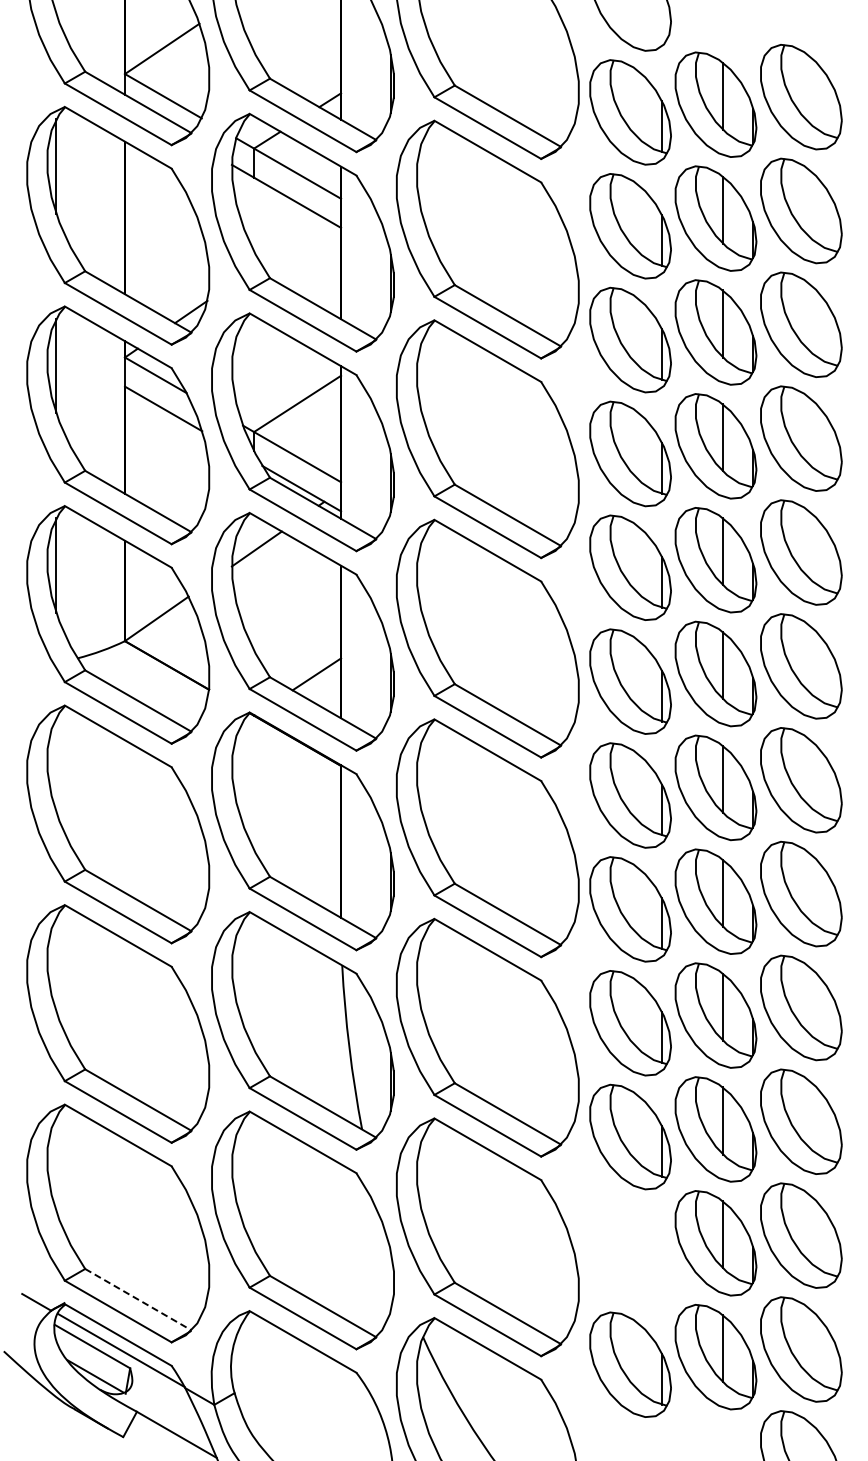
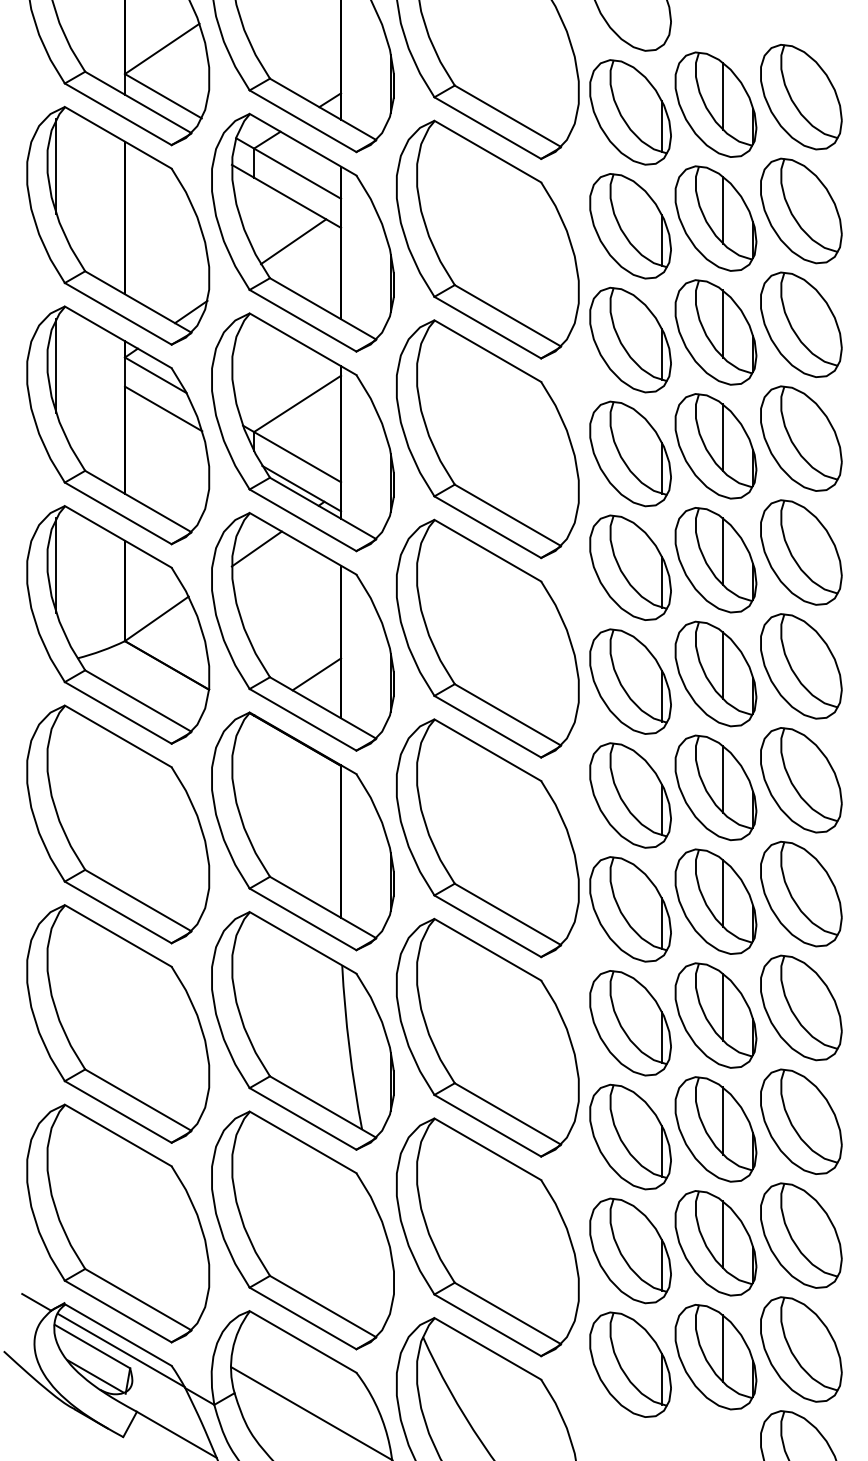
line: none -> present (293, 241)
part: none -> present (630, 1250)
line: dashed -> solid (138, 1299)
line: none -> present (309, 1412)
